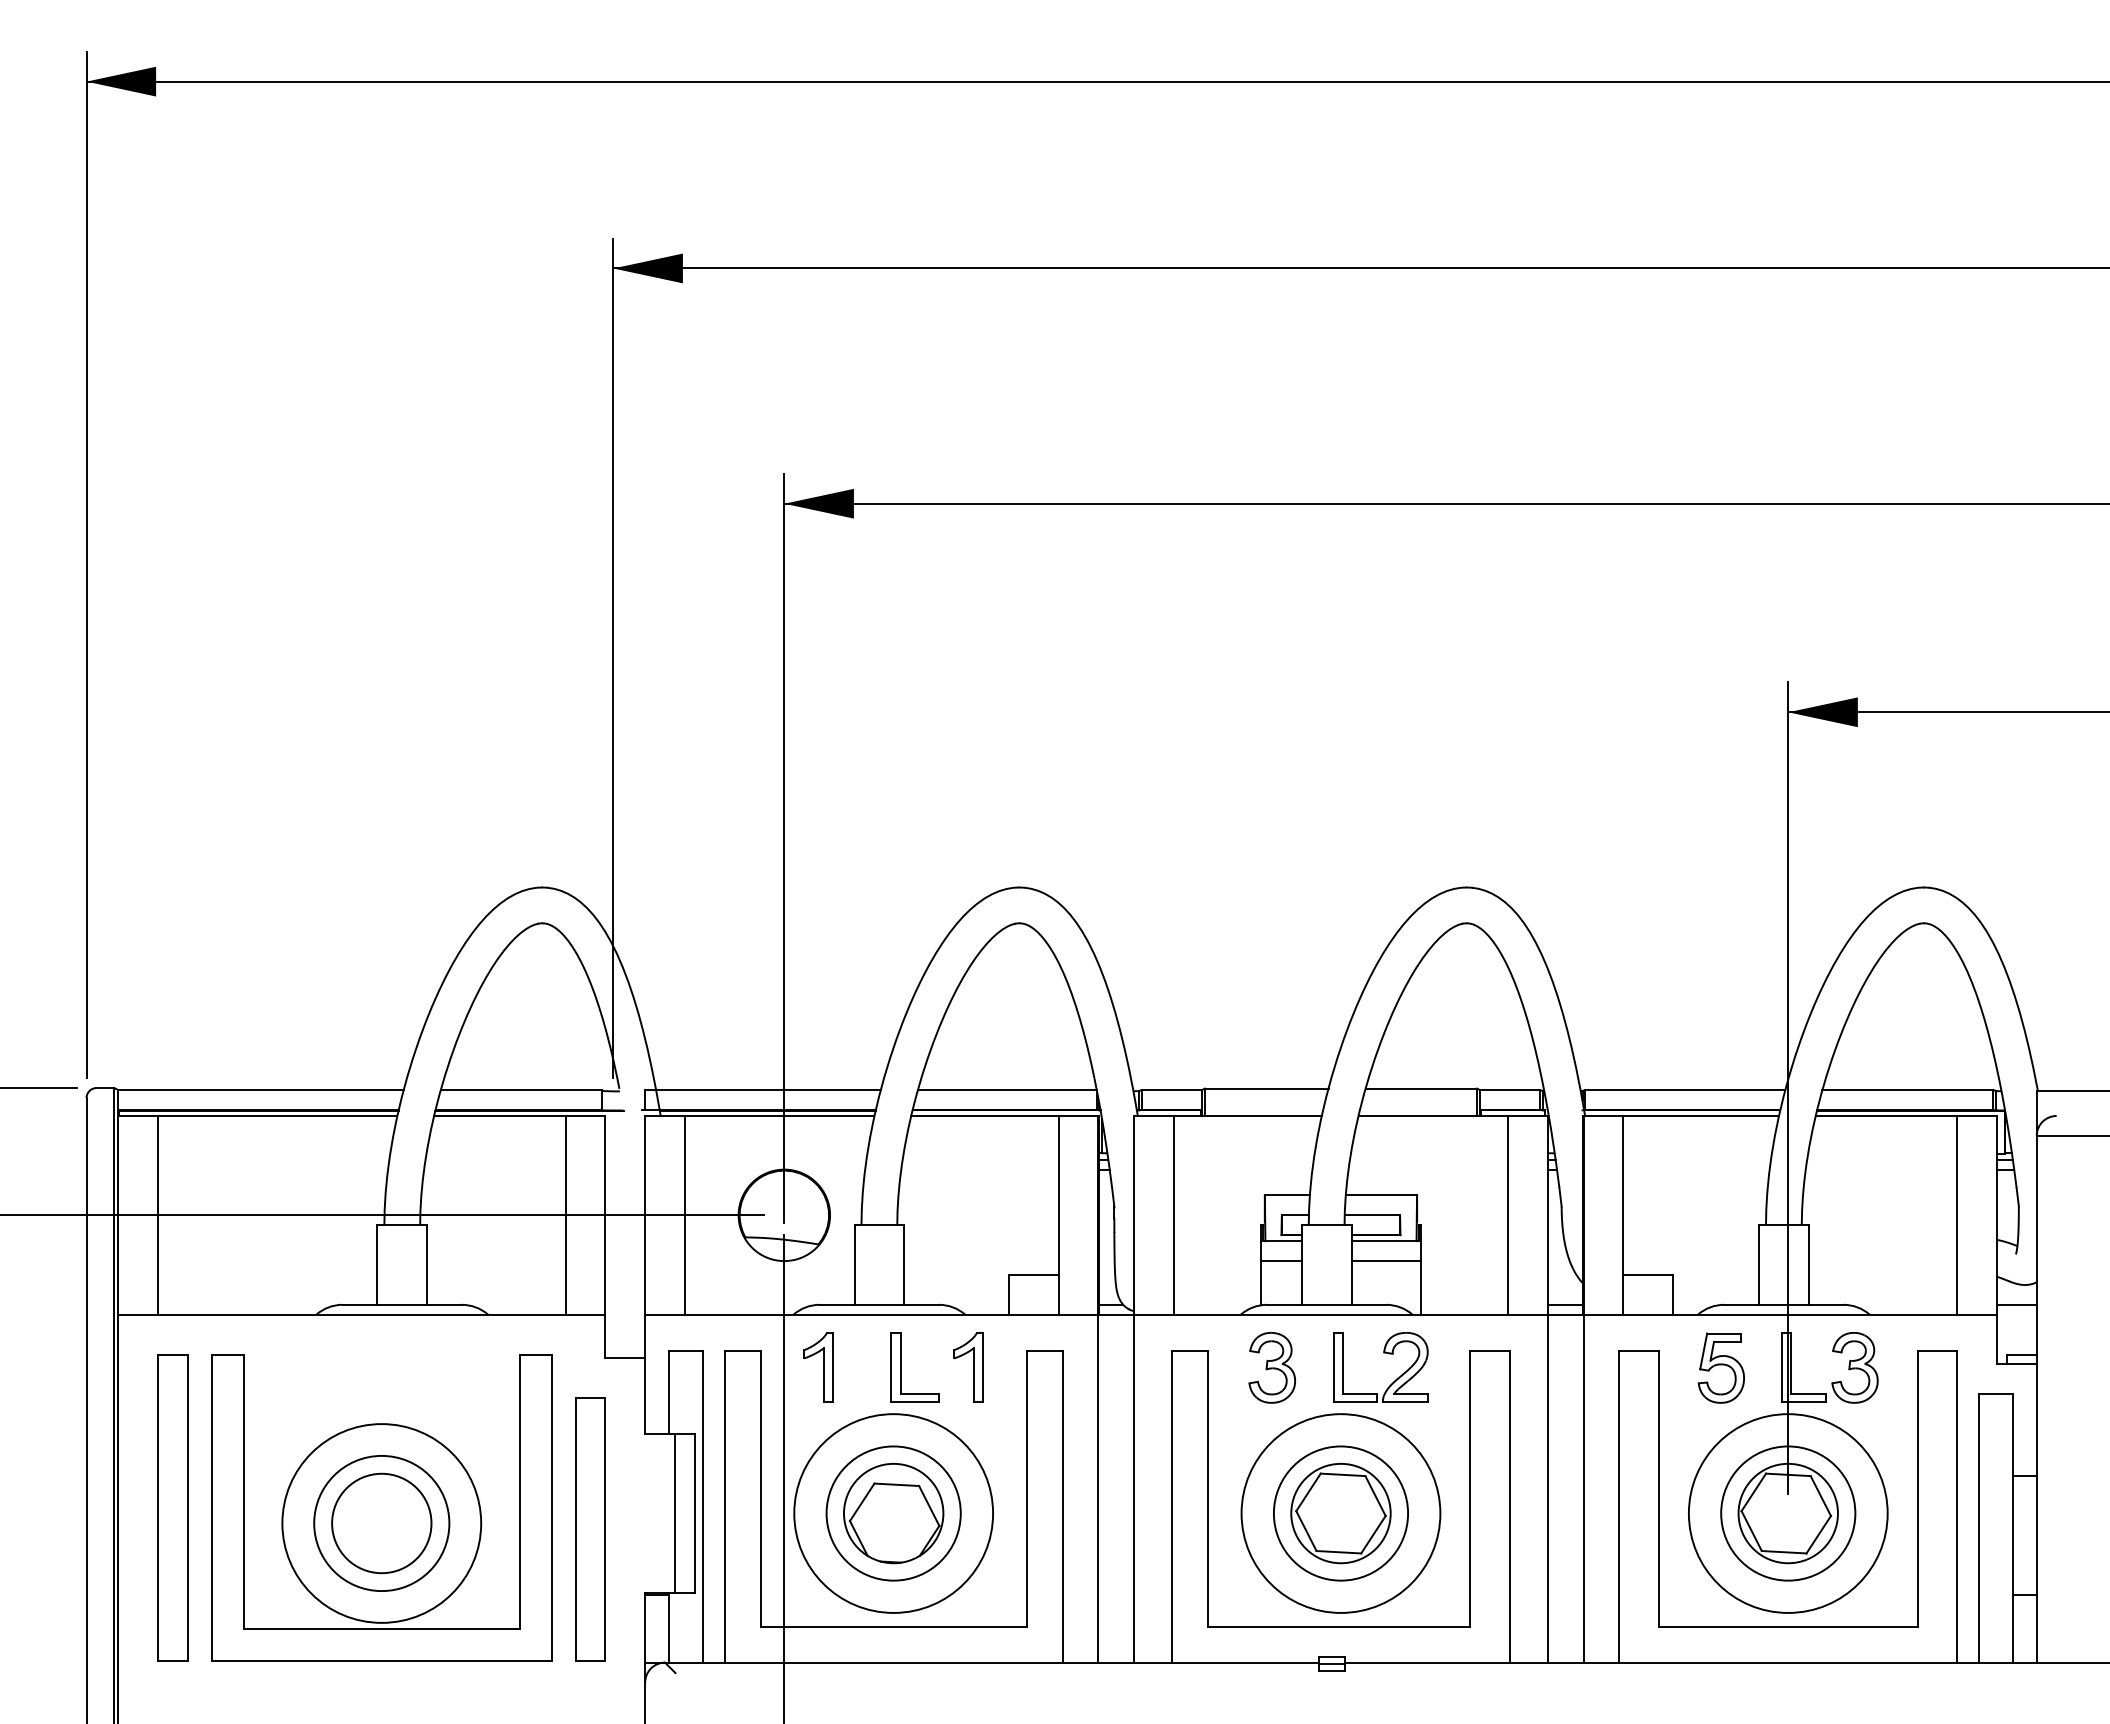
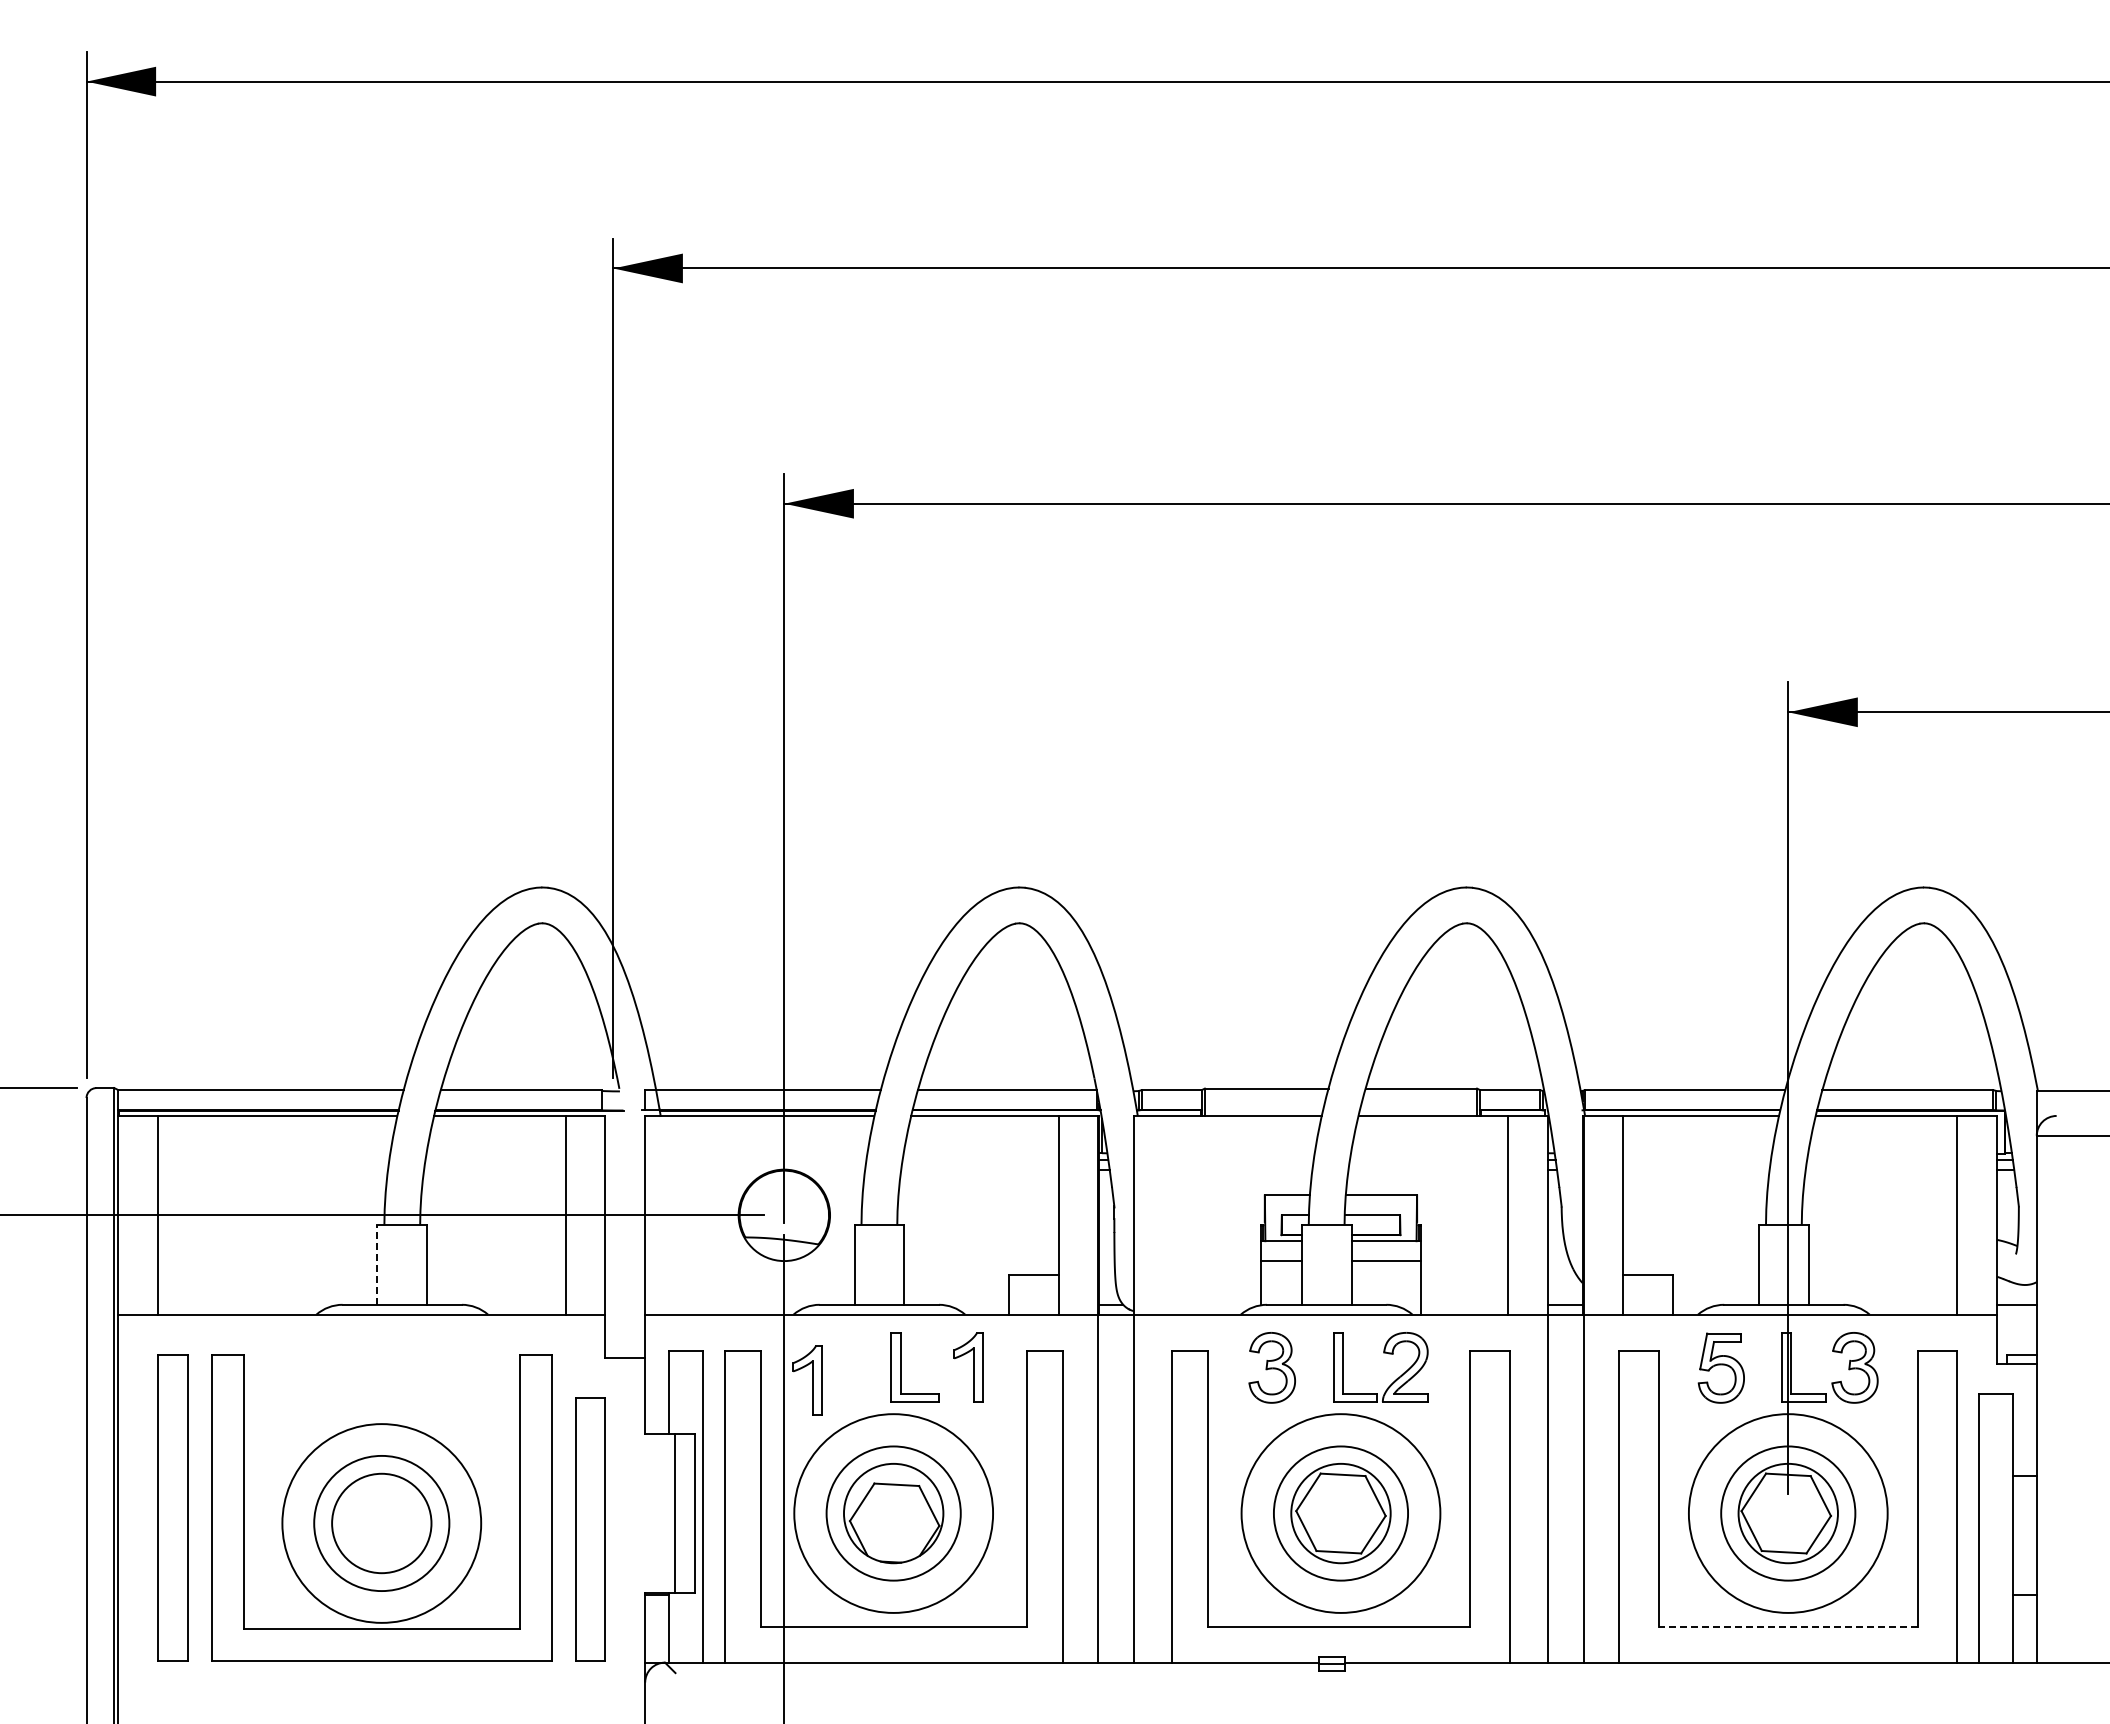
line: present -> none (684, 1214)
line: present -> none (1173, 1214)
line: solid -> dashed (377, 1265)
part position: (818, 1367) -> (807, 1380) (807, 1380)
line: solid -> dashed (1787, 1626)
